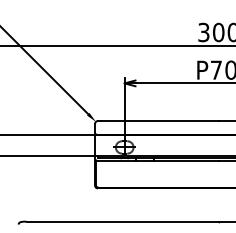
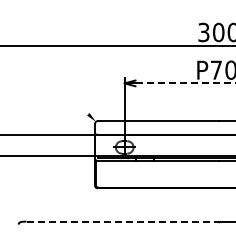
line: present -> none (45, 71)
line: solid -> dashed (185, 83)
line: solid -> dashed (123, 221)
